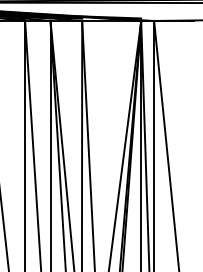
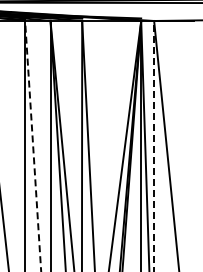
line: solid -> dashed (33, 145)
line: solid -> dashed (154, 145)
